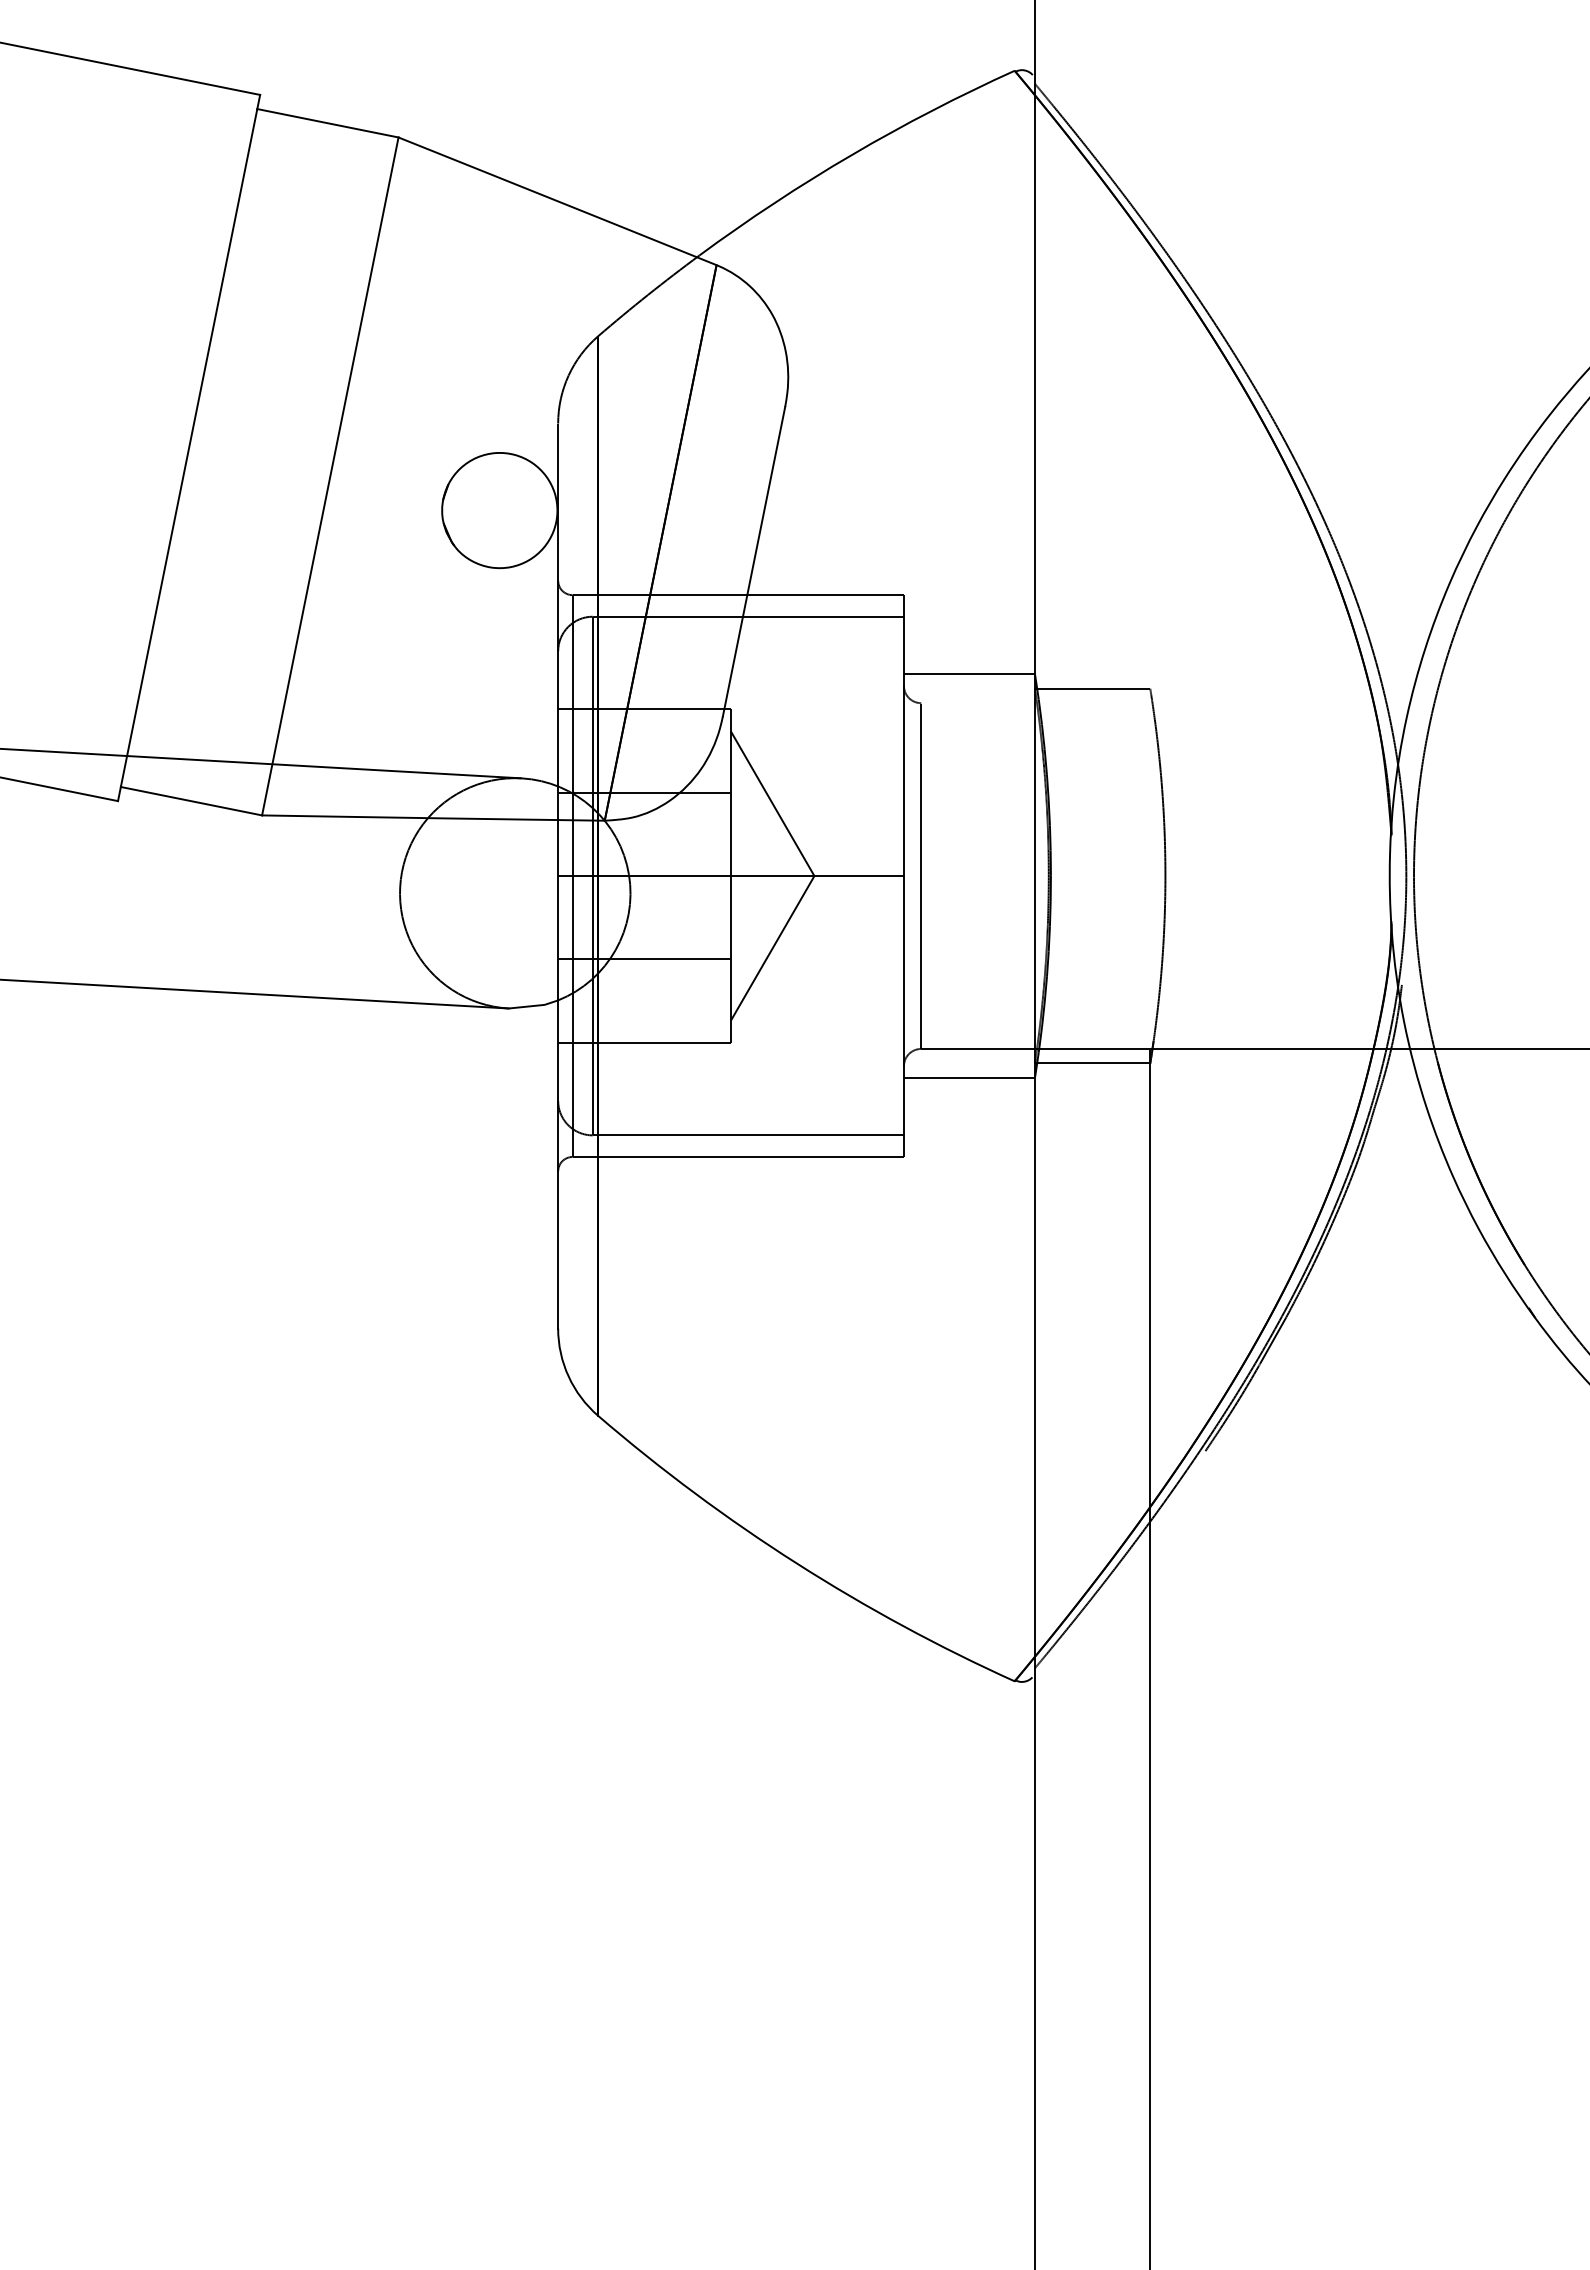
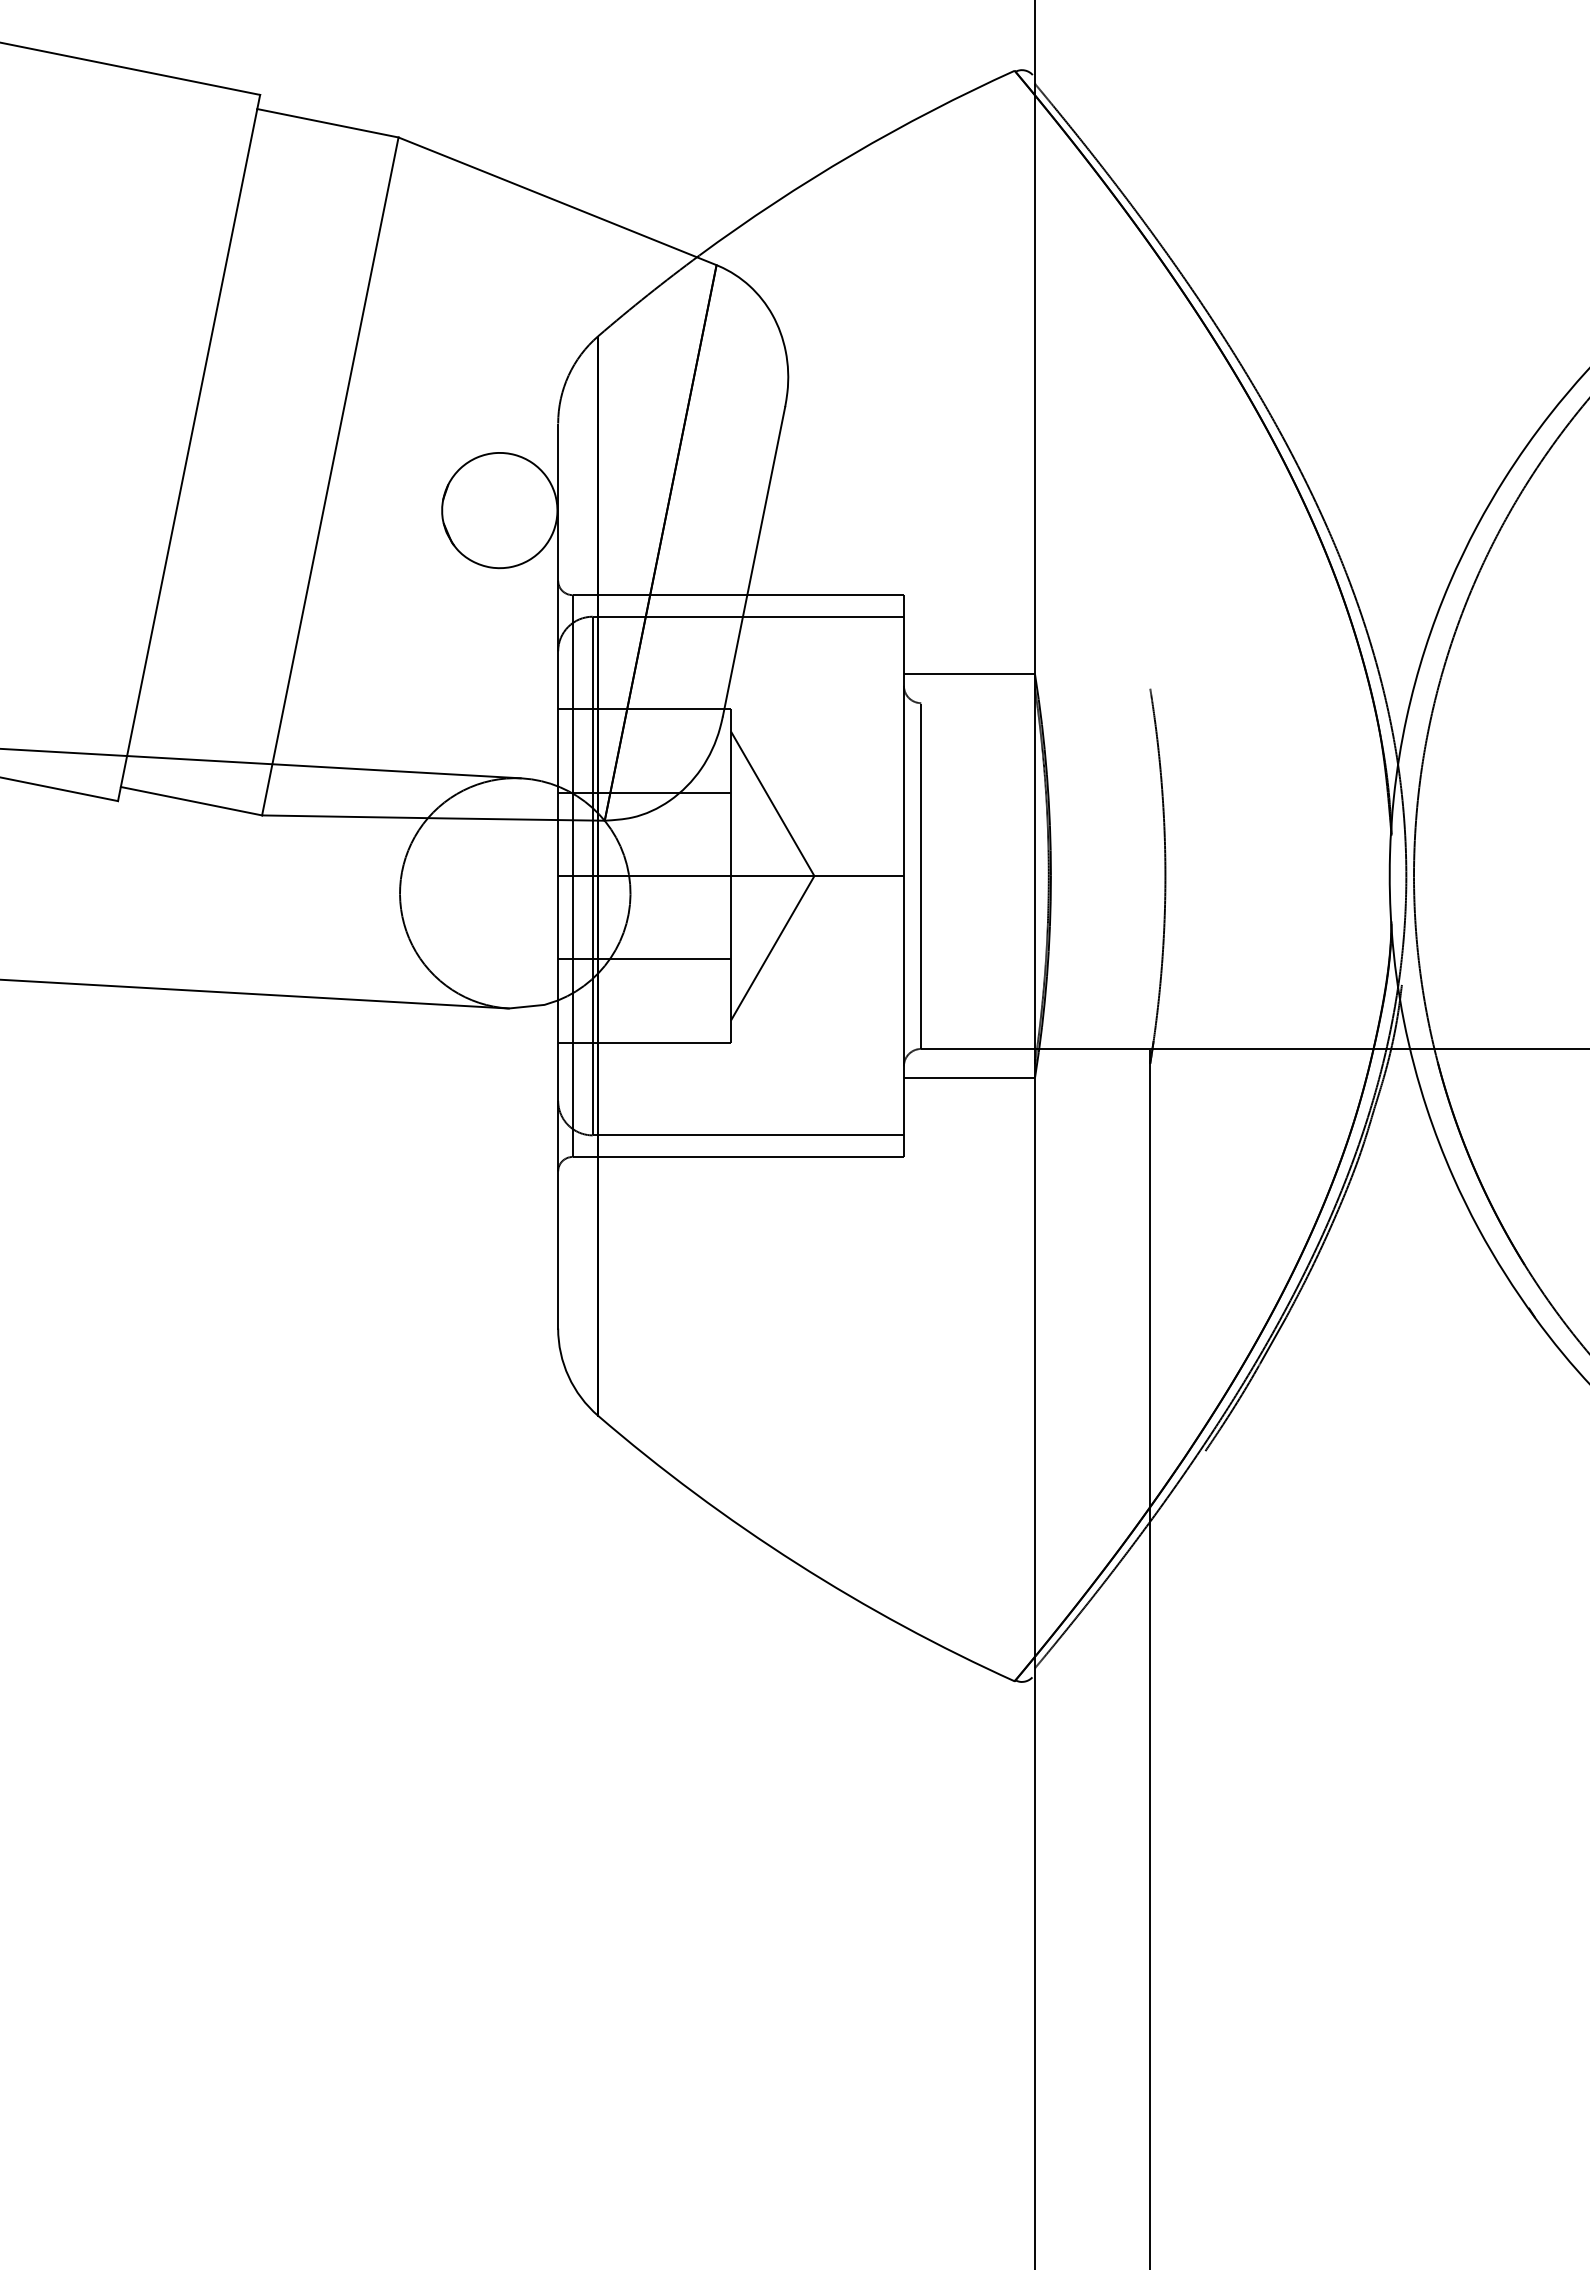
line: present -> none (1092, 688)
line: present -> none (1092, 1063)
